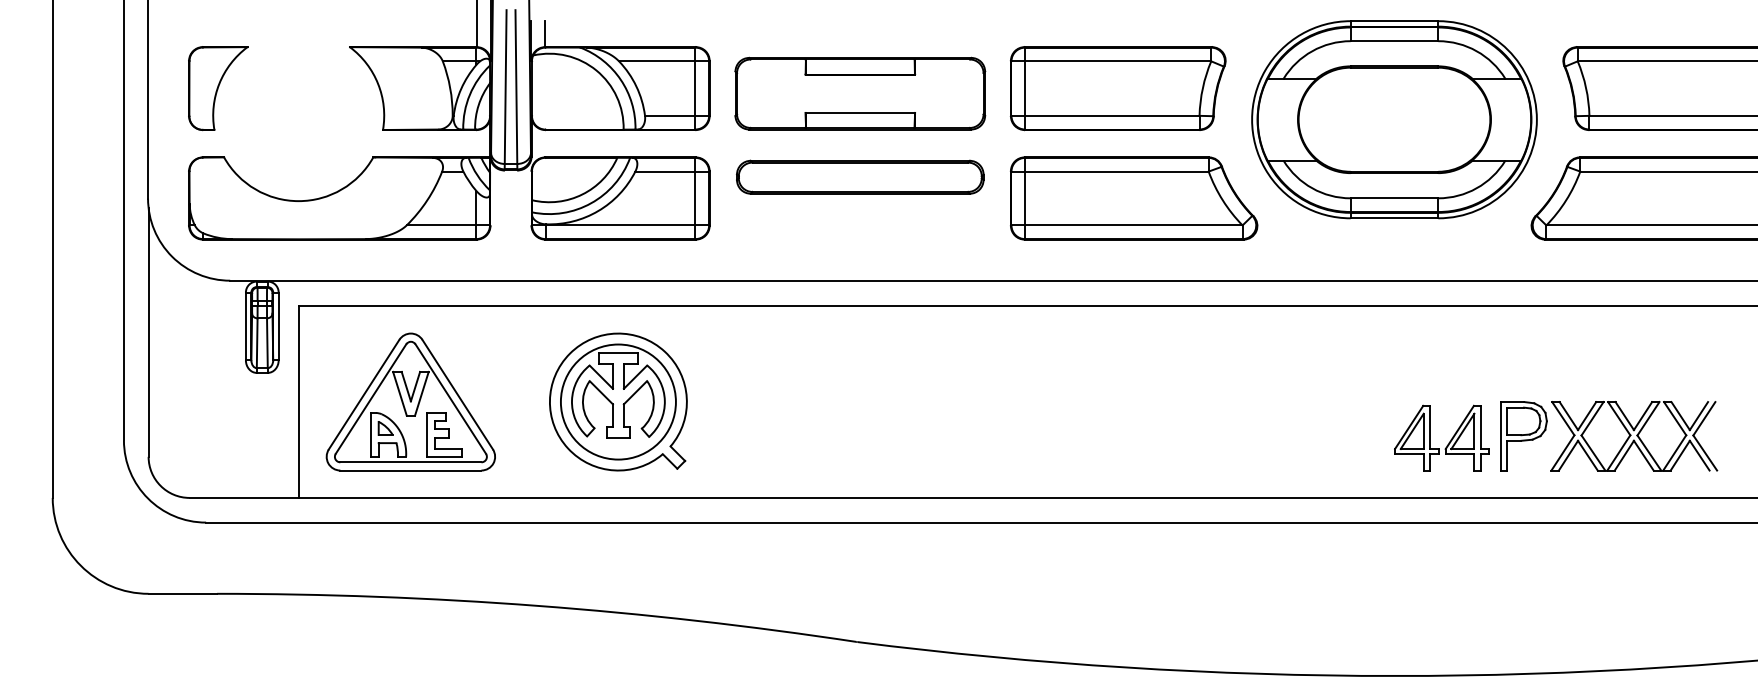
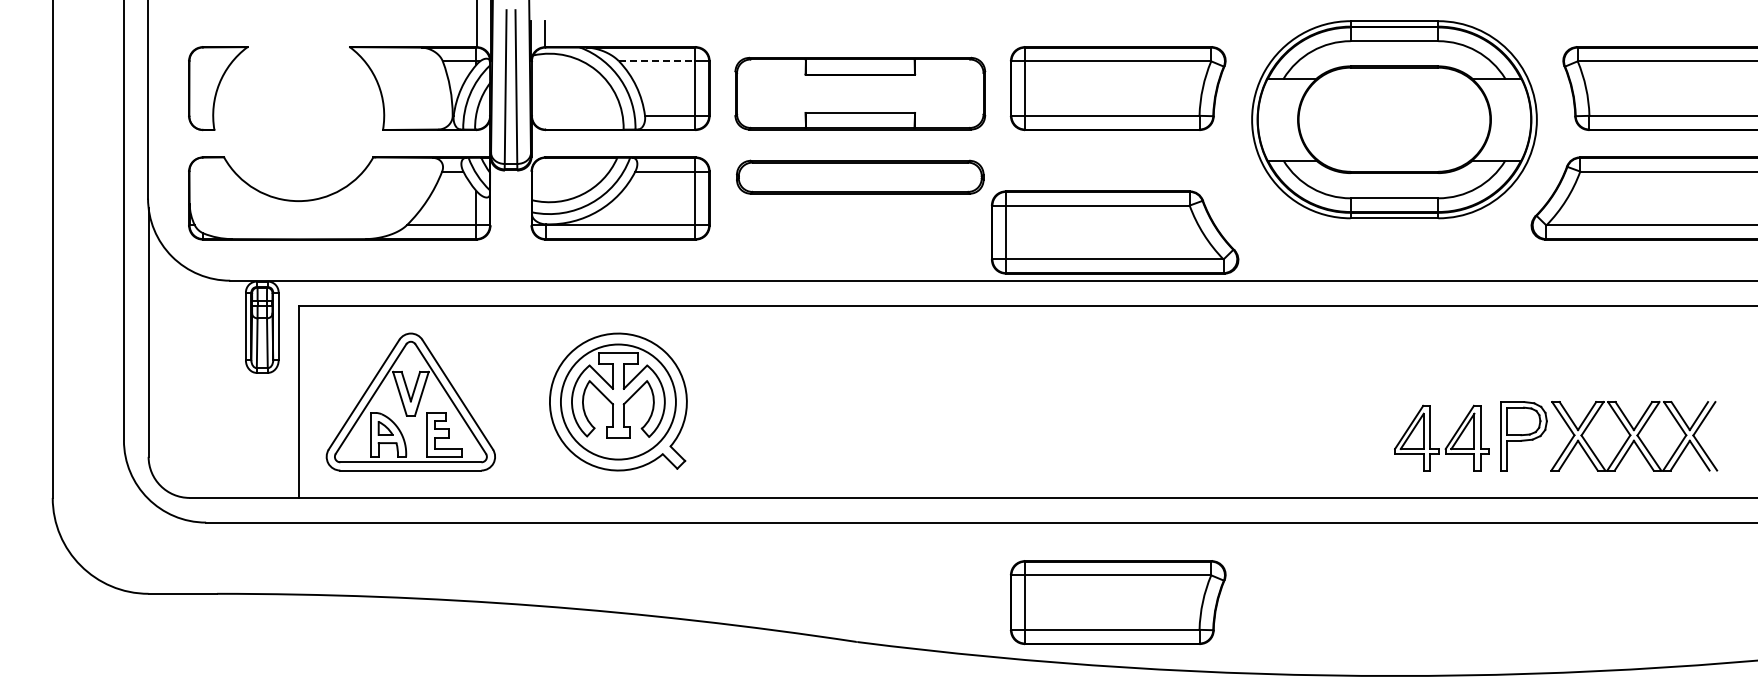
line: solid -> dashed (657, 61)
part position: (1134, 198) -> (1115, 232) (1115, 232)
part: none -> present (1117, 602)
